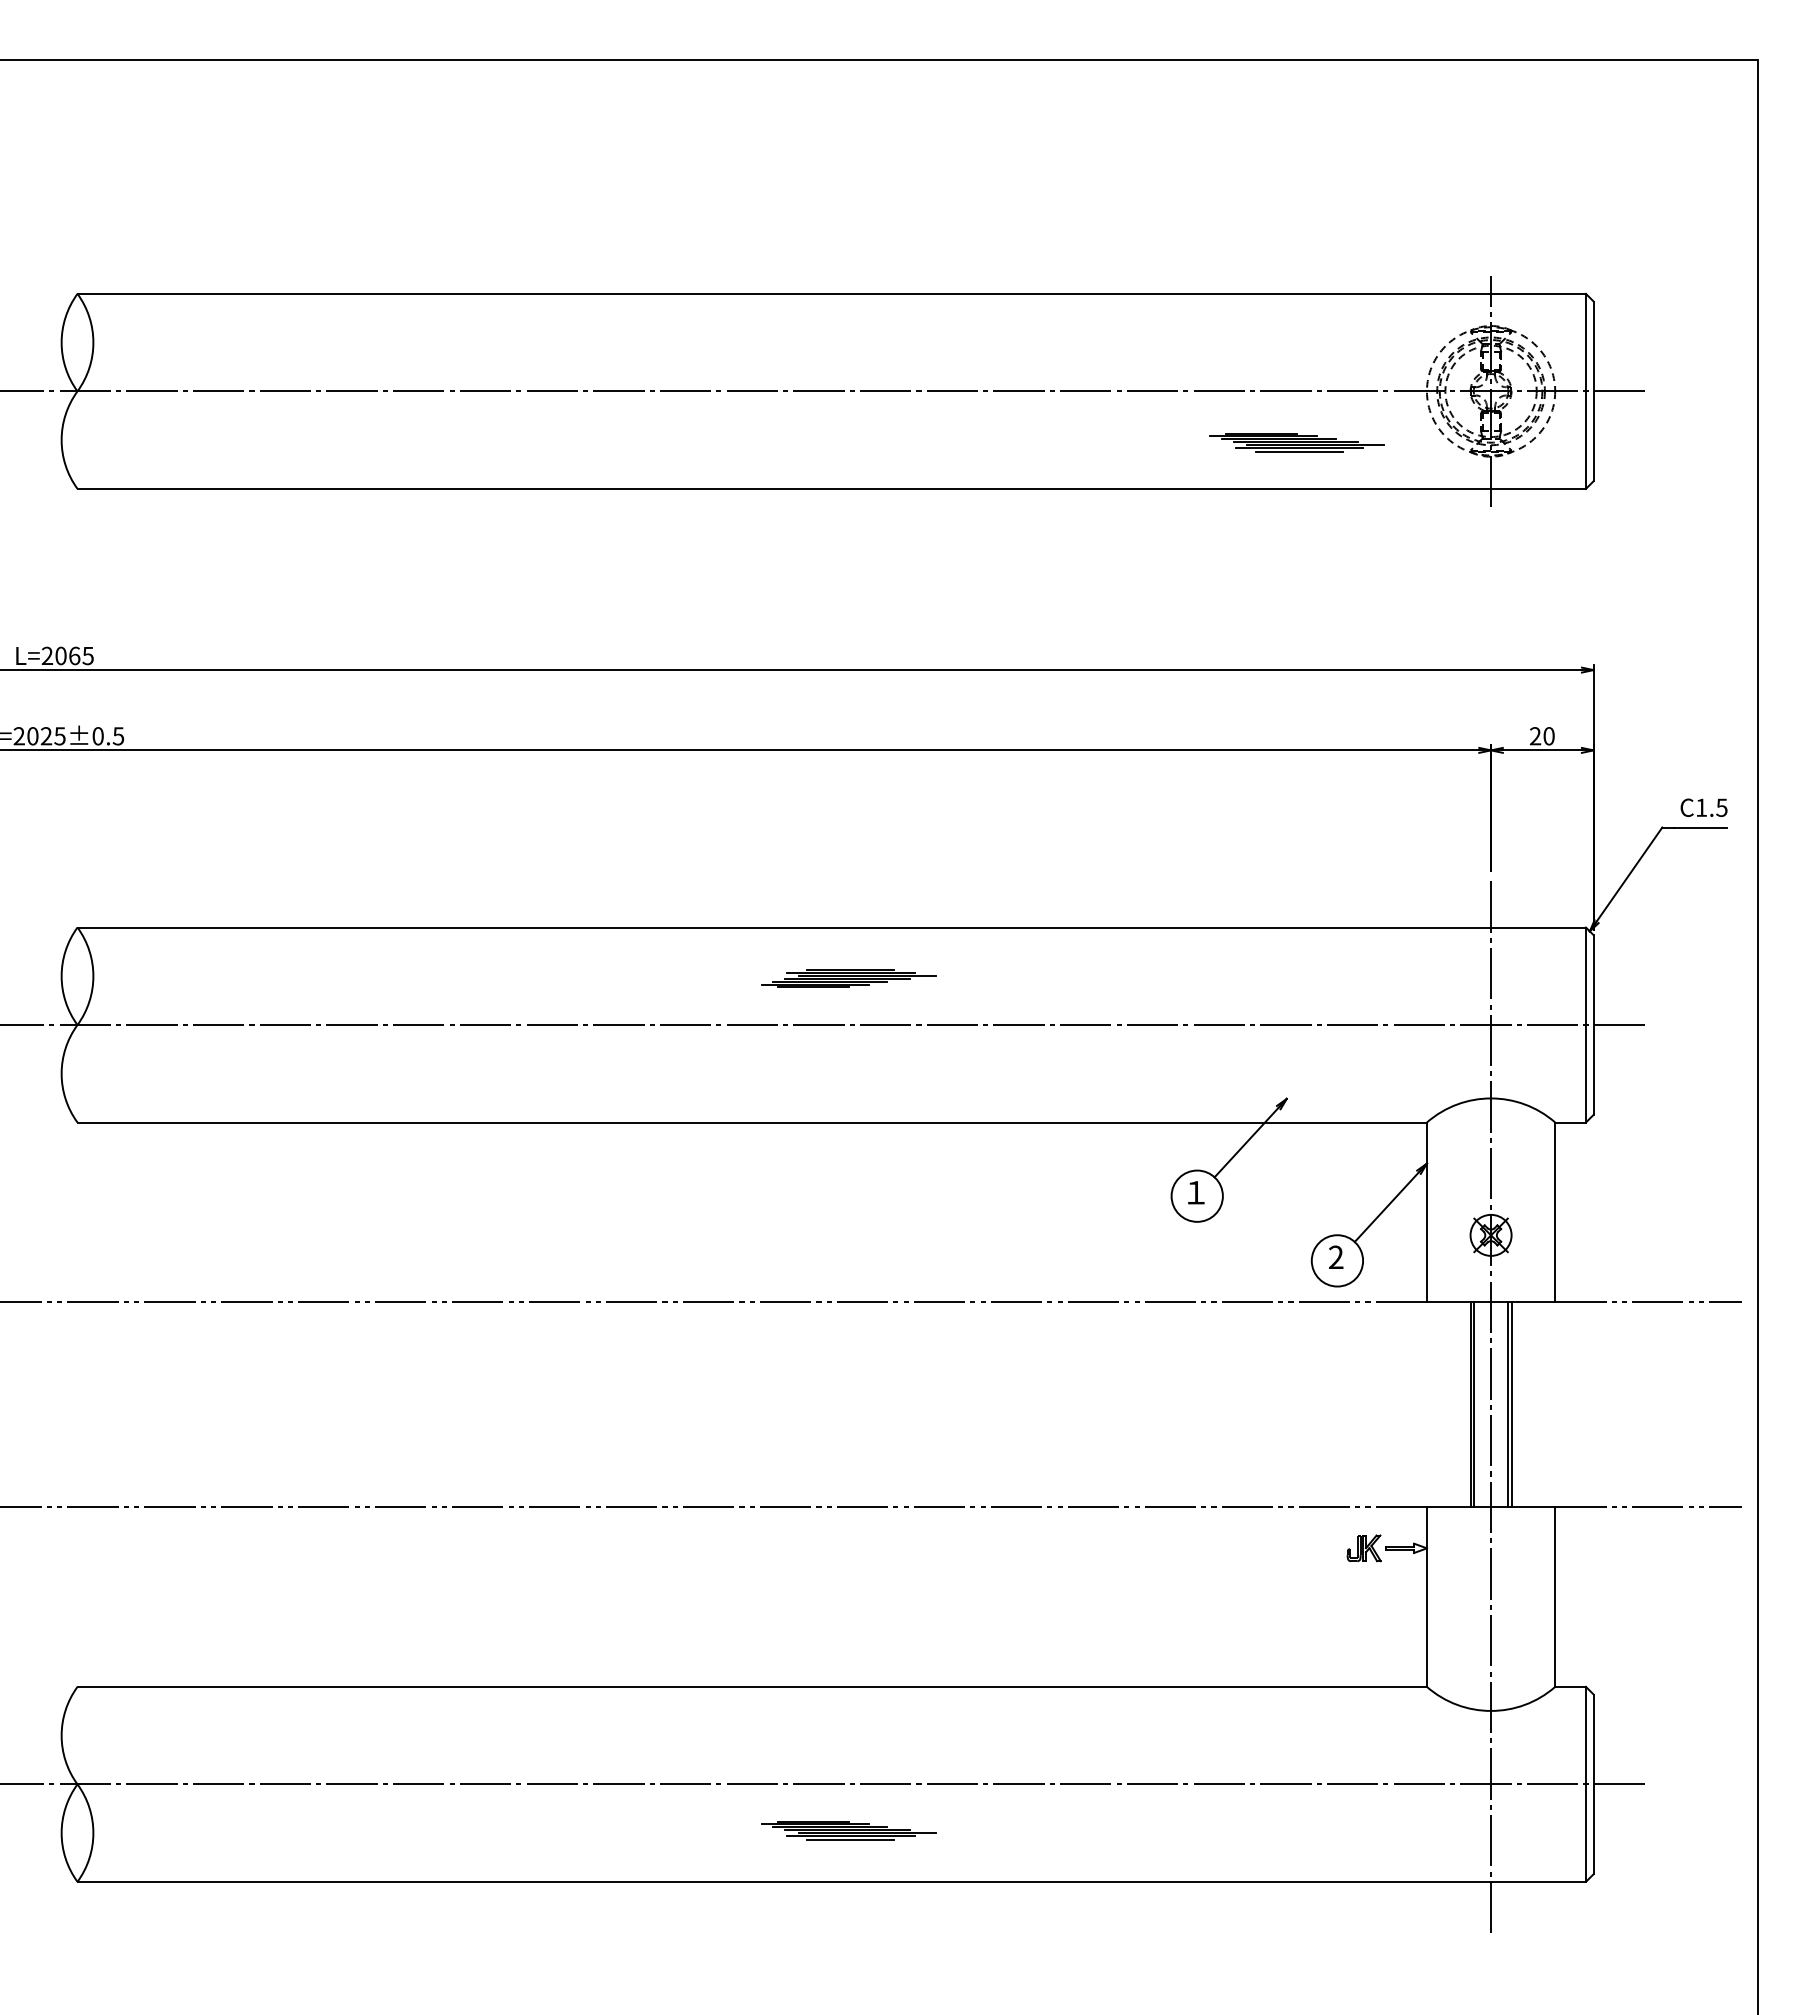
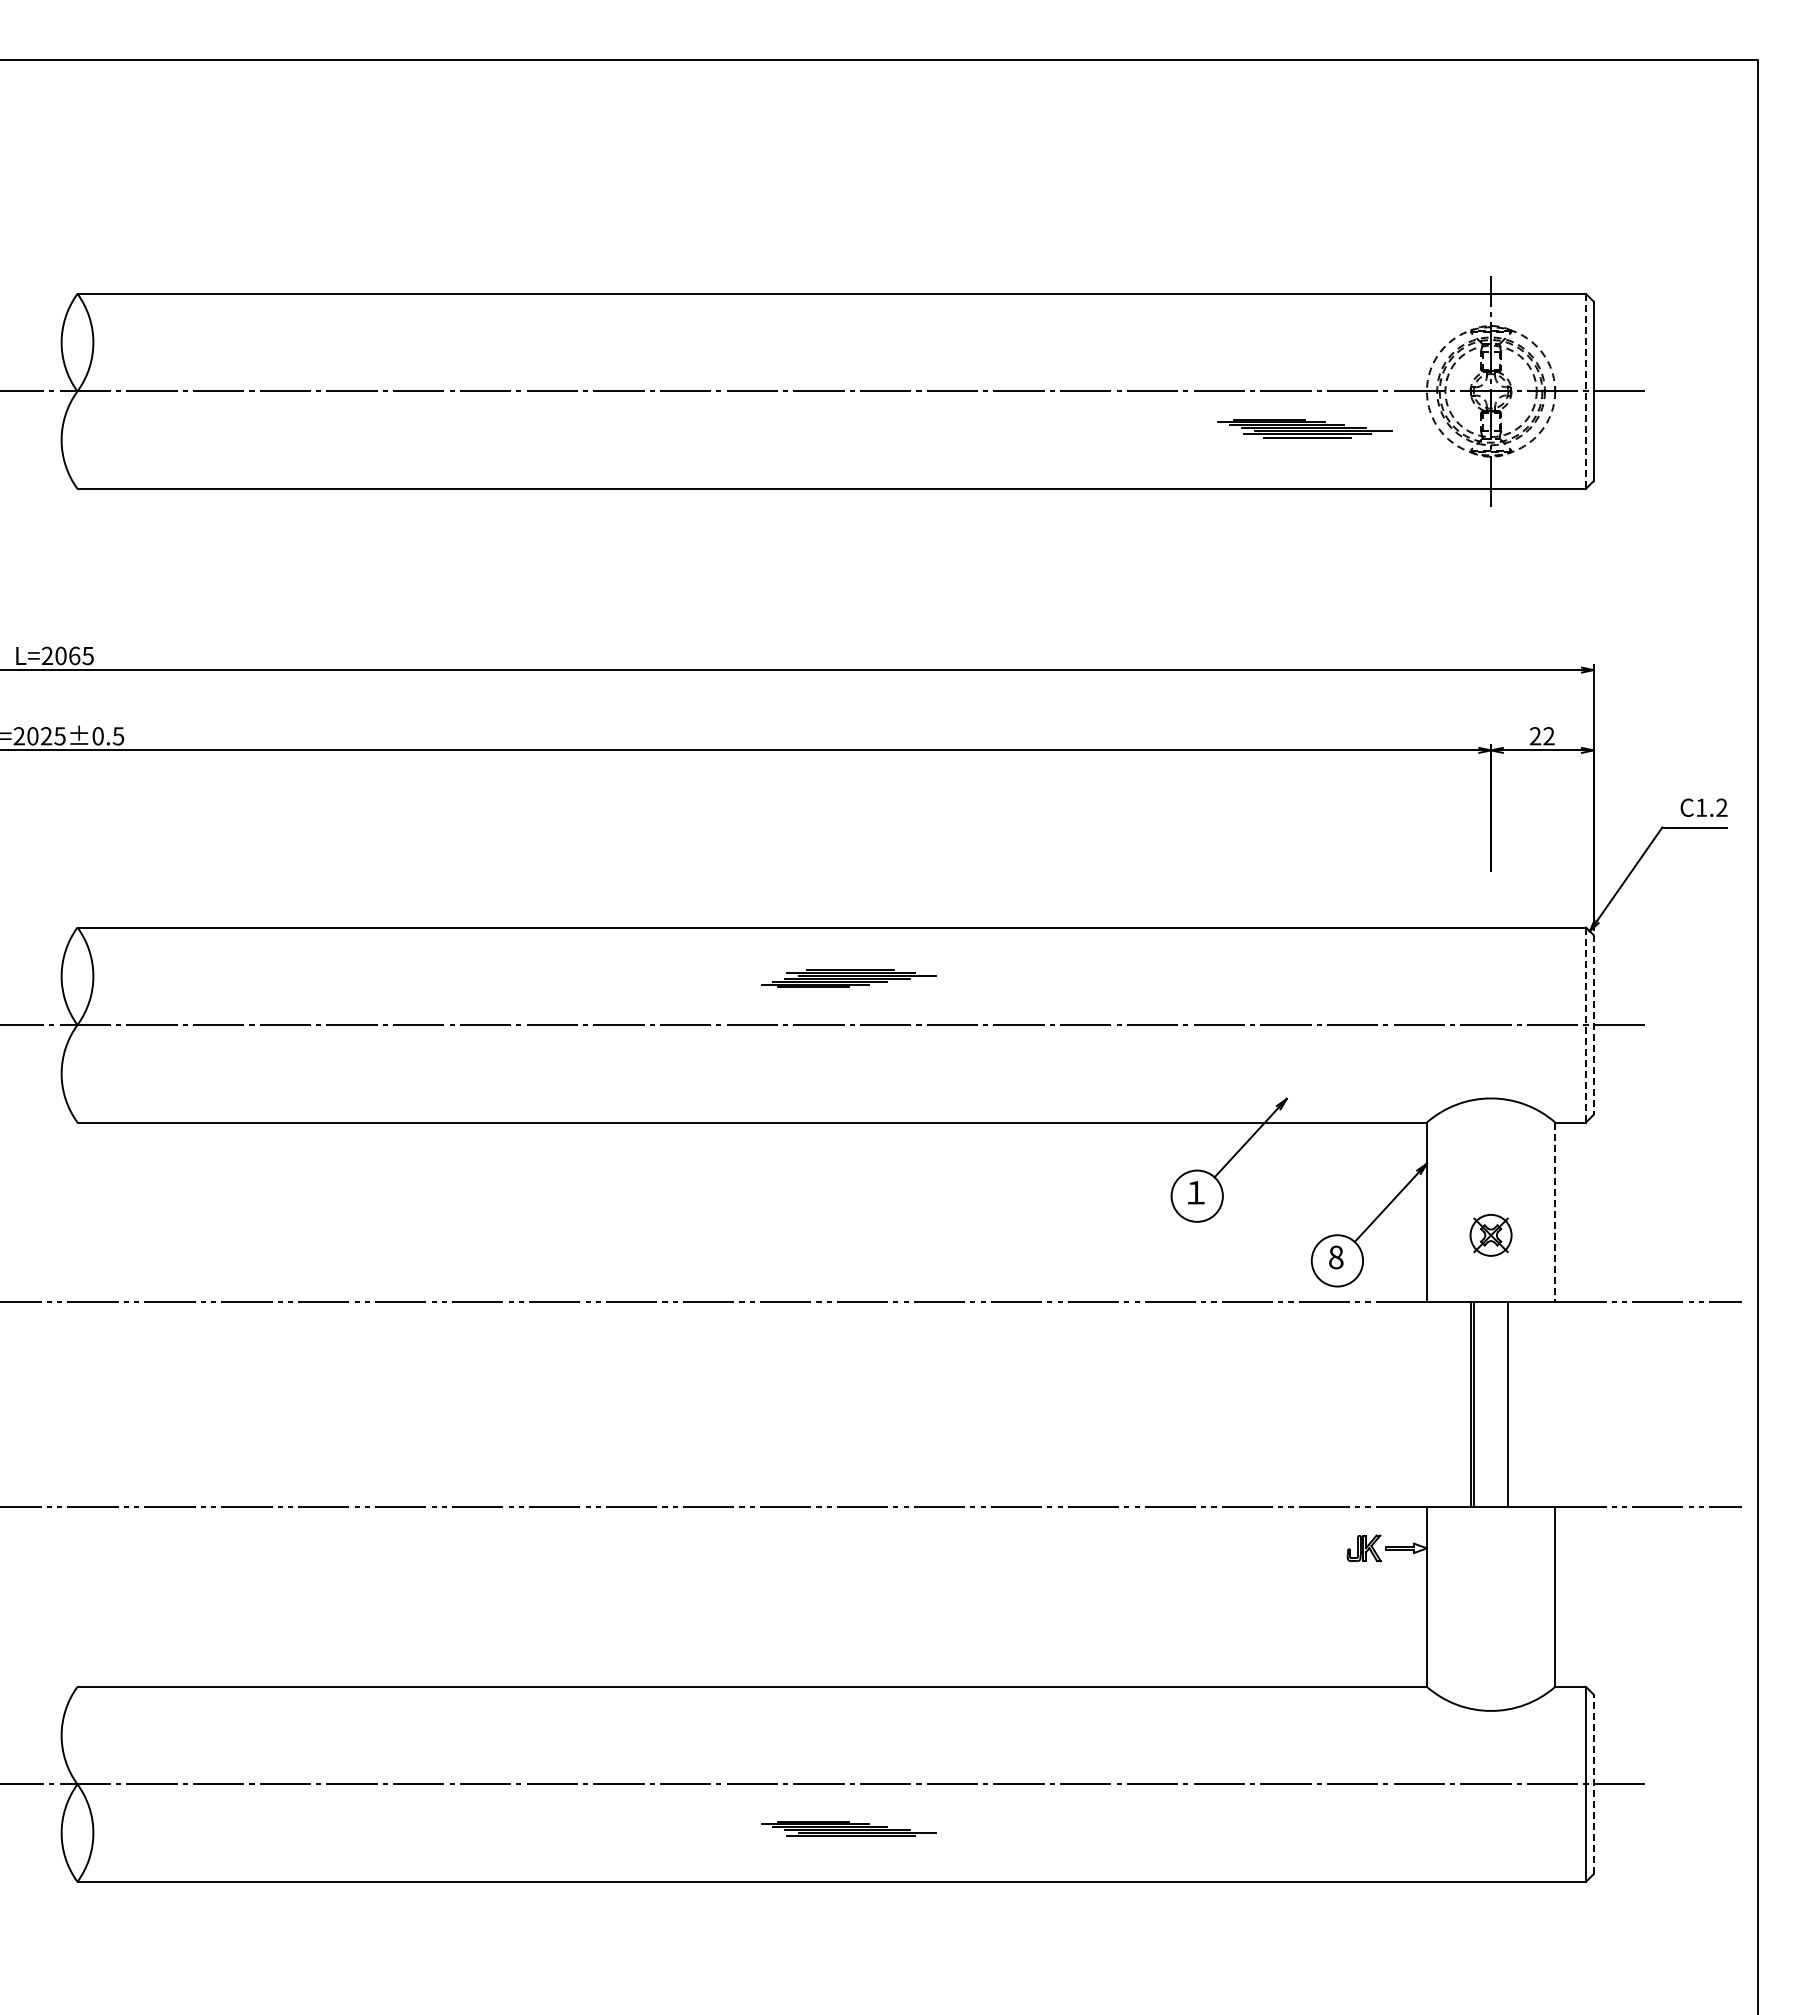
line: solid -> dashed (1586, 391)
part position: (1296, 442) -> (1304, 428) (1304, 428)
text: 20 -> 22 (1548, 736)
text: C1.5 -> C1.2 (1721, 807)
line: solid -> dashed (1586, 1025)
line: solid -> dashed (1593, 1025)
line: solid -> dashed (1555, 1212)
text: 2 -> 8 (1336, 1257)
line: present -> none (1491, 1404)
line: present -> none (1511, 1404)
line: solid -> dashed (1593, 1784)
line: present -> none (850, 1839)
